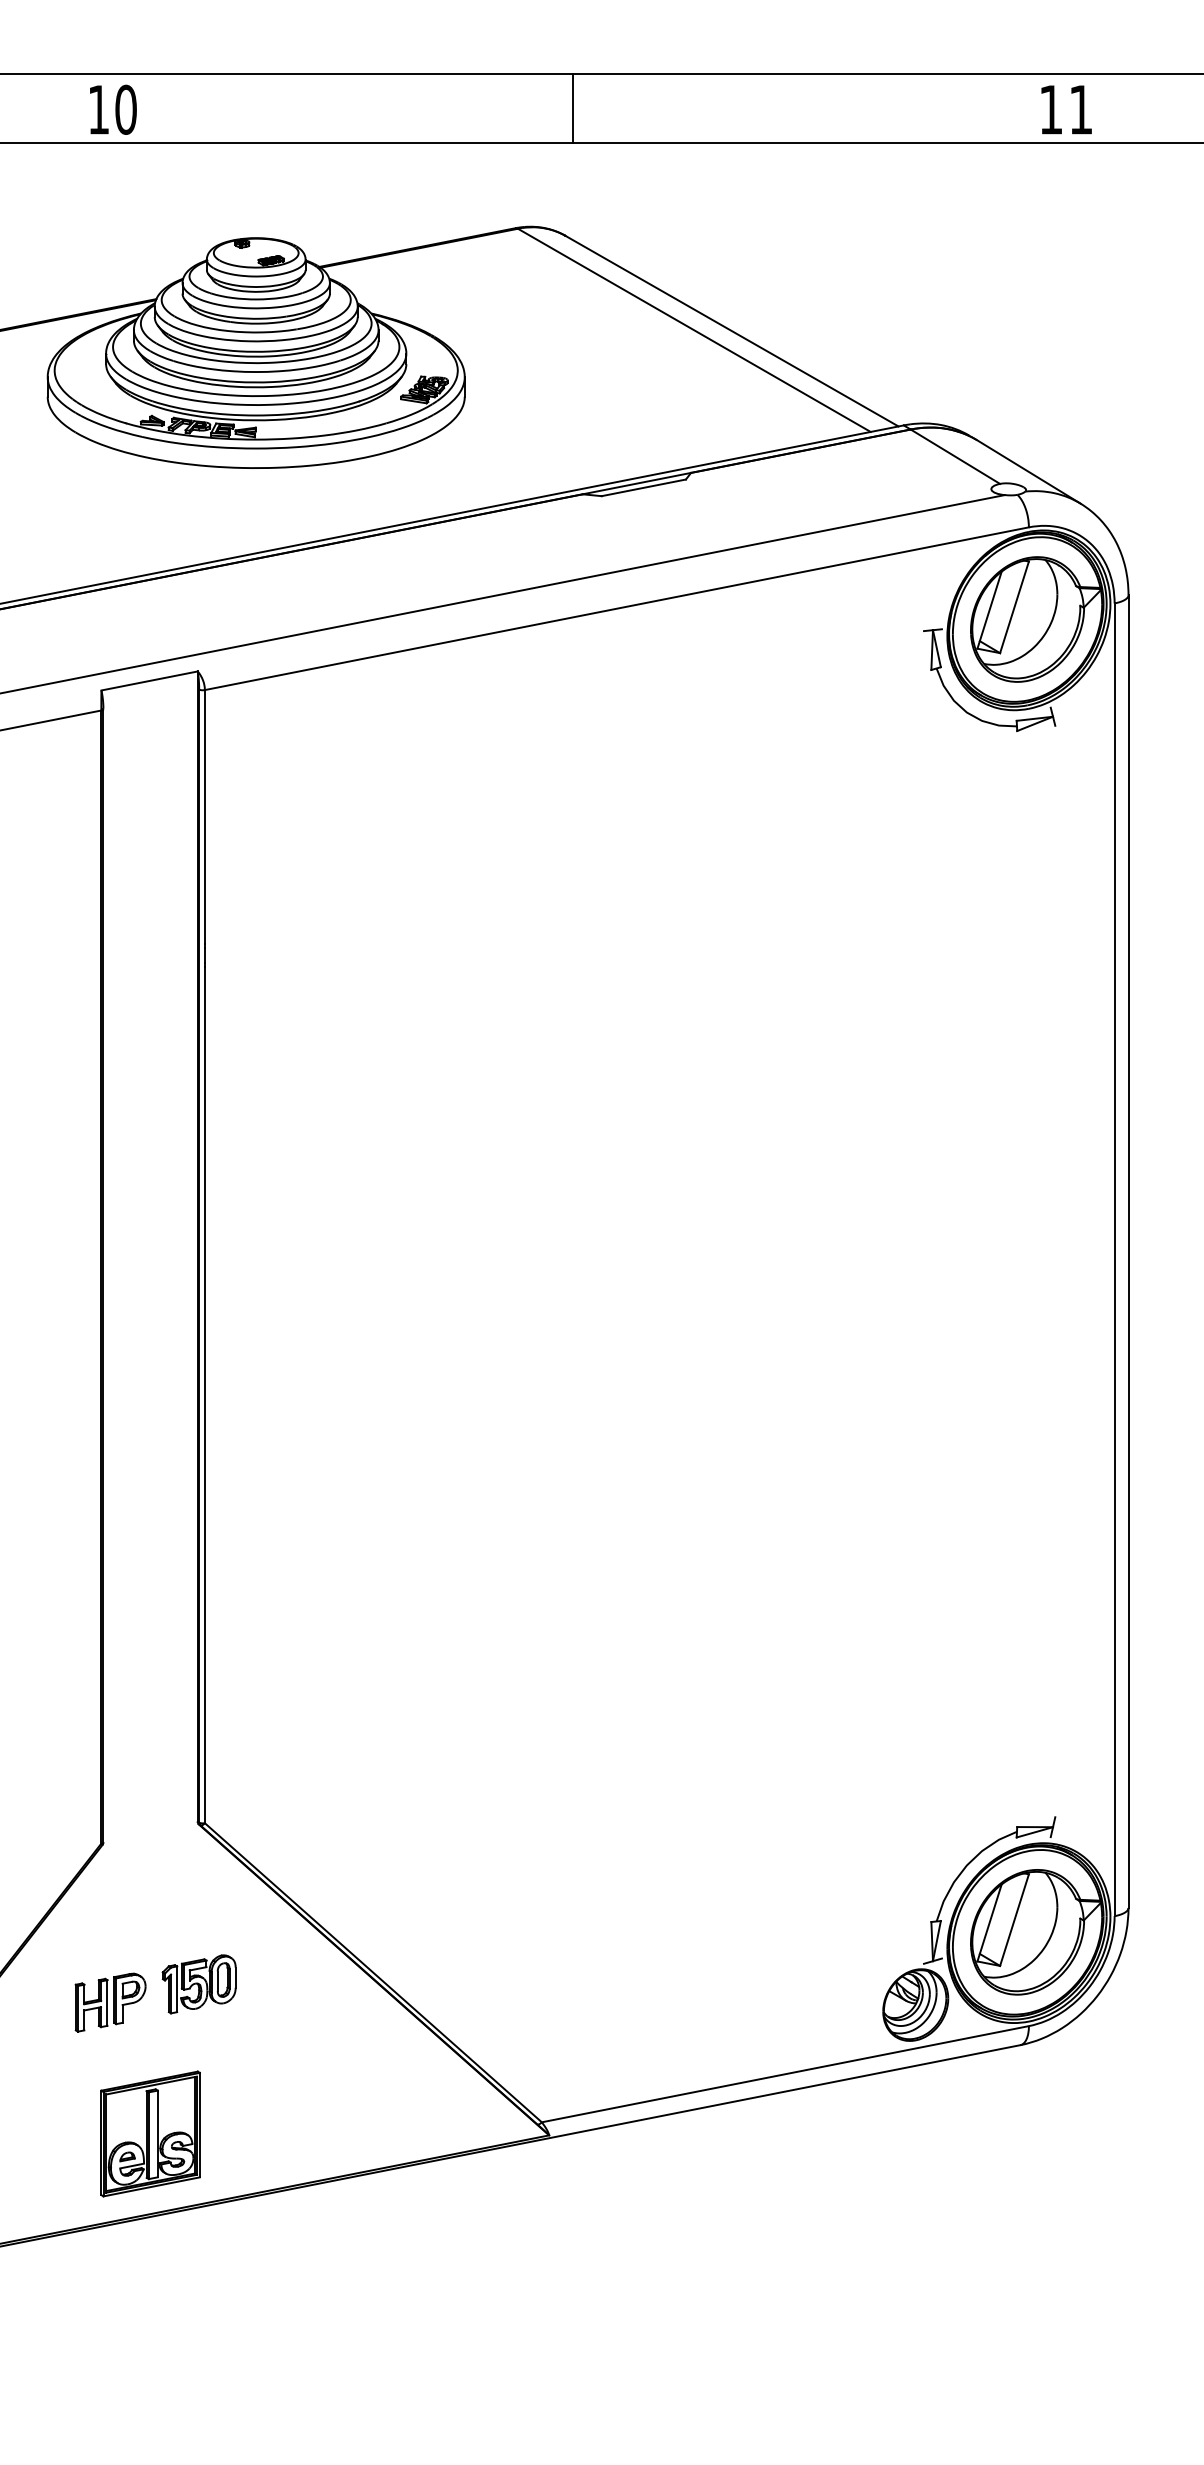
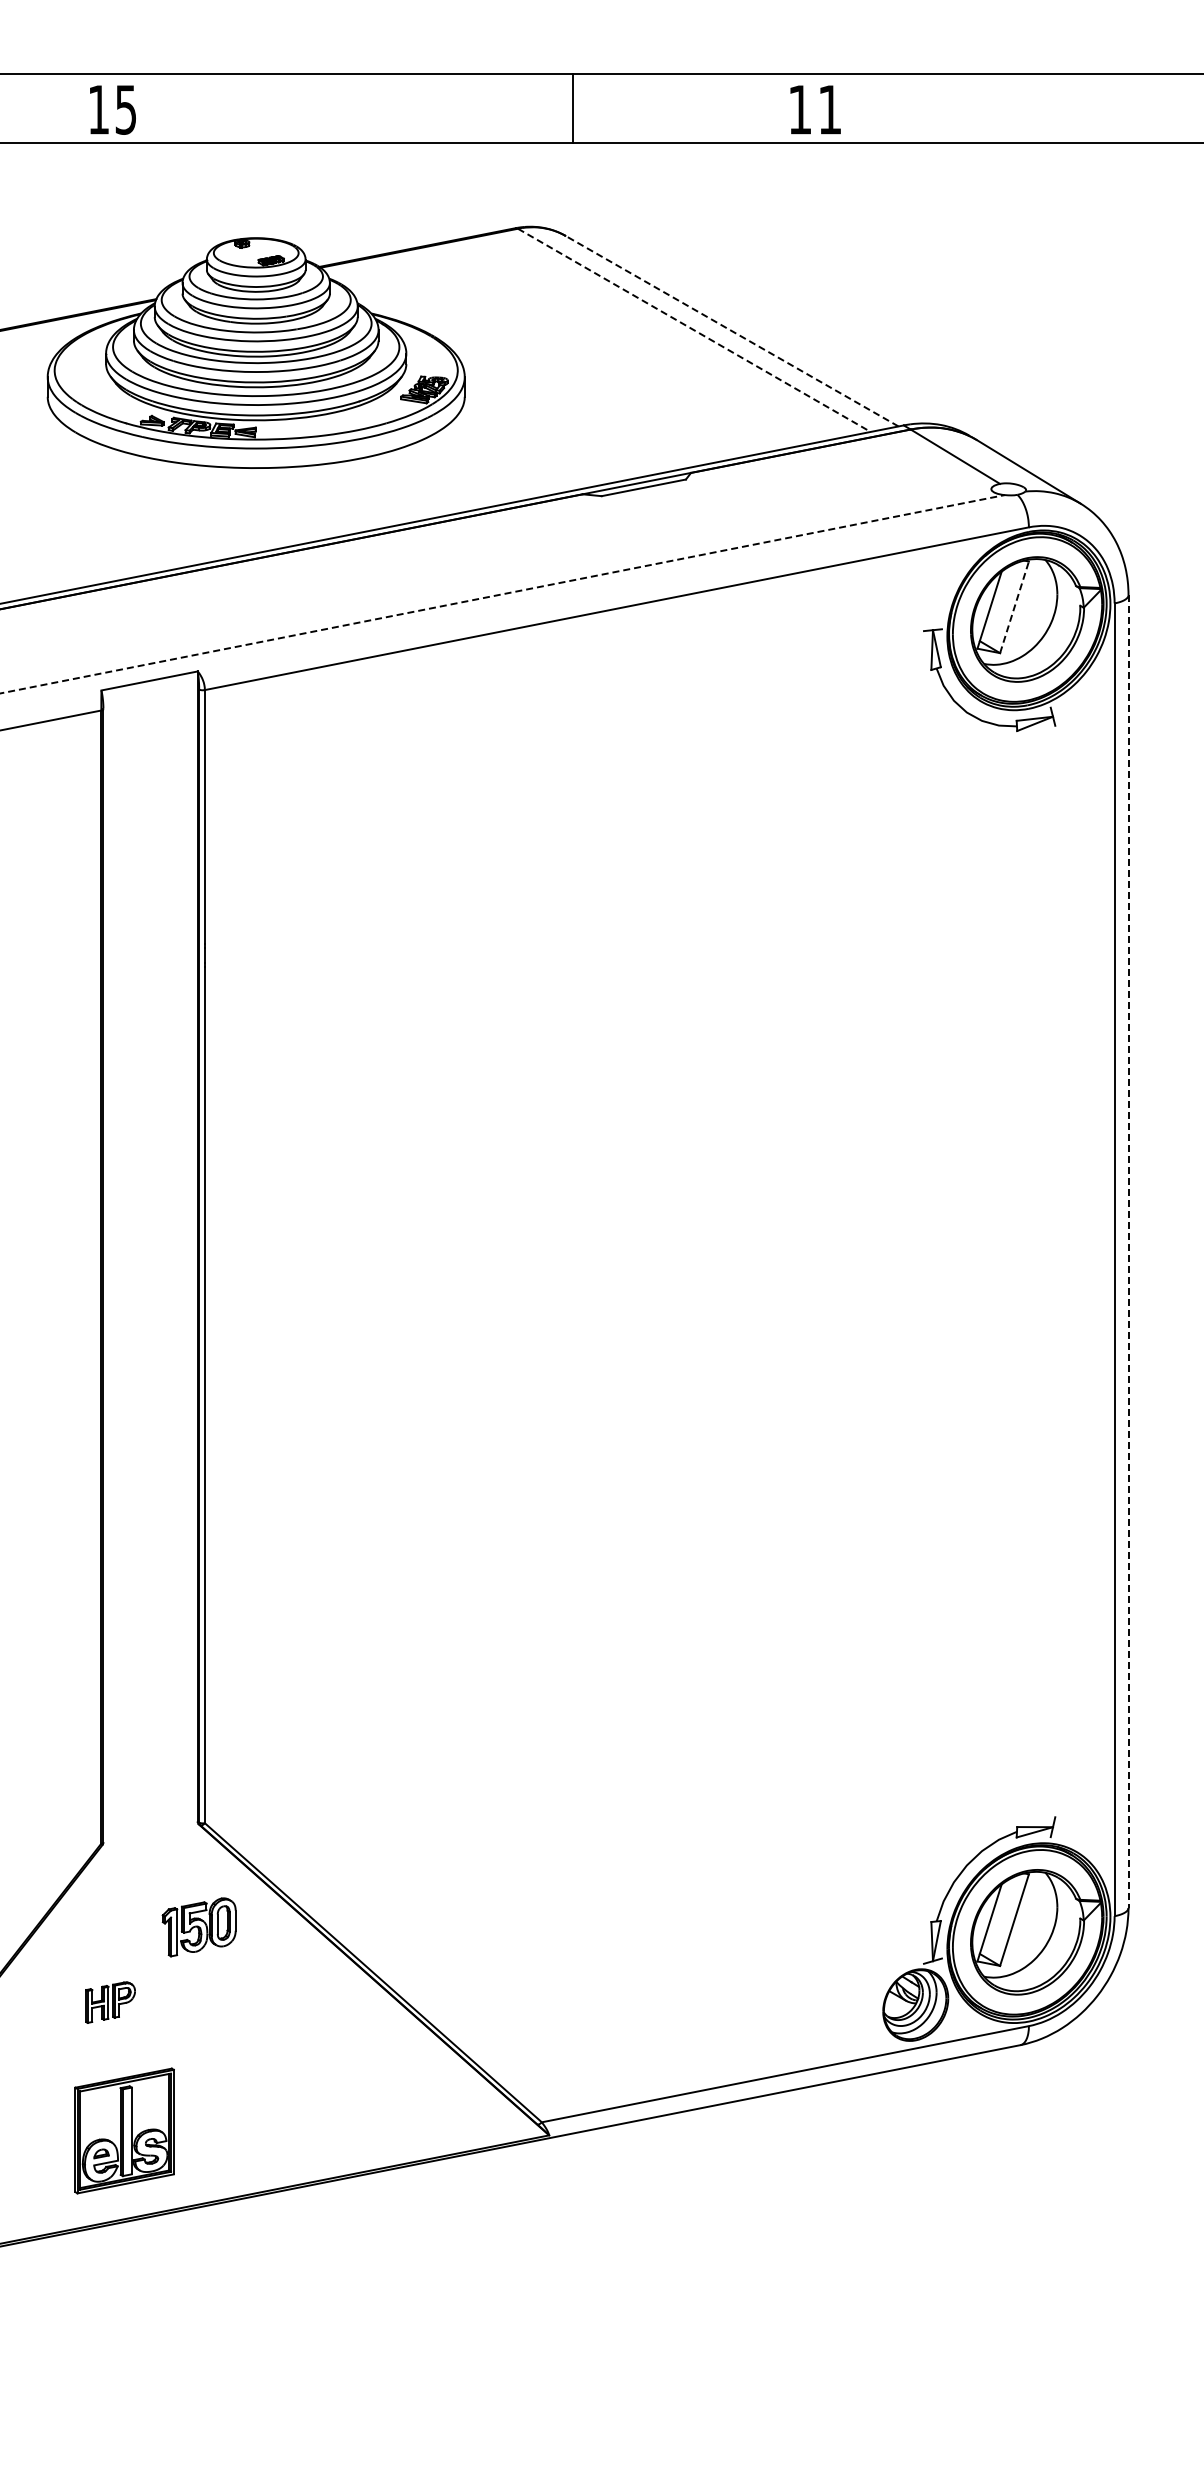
text: 10 -> 15 (125, 109)
text position: (1066, 109) -> (815, 109) (815, 109)
line: solid -> dashed (694, 330)
line: solid -> dashed (731, 331)
line: solid -> dashed (502, 594)
line: solid -> dashed (1014, 606)
line: solid -> dashed (1128, 1252)
part position: (198, 1984) -> (198, 1927) (198, 1927)
part size: 73x61 px -> 51x43 px (110, 2002)
part position: (150, 2133) -> (124, 2130) (124, 2130)
